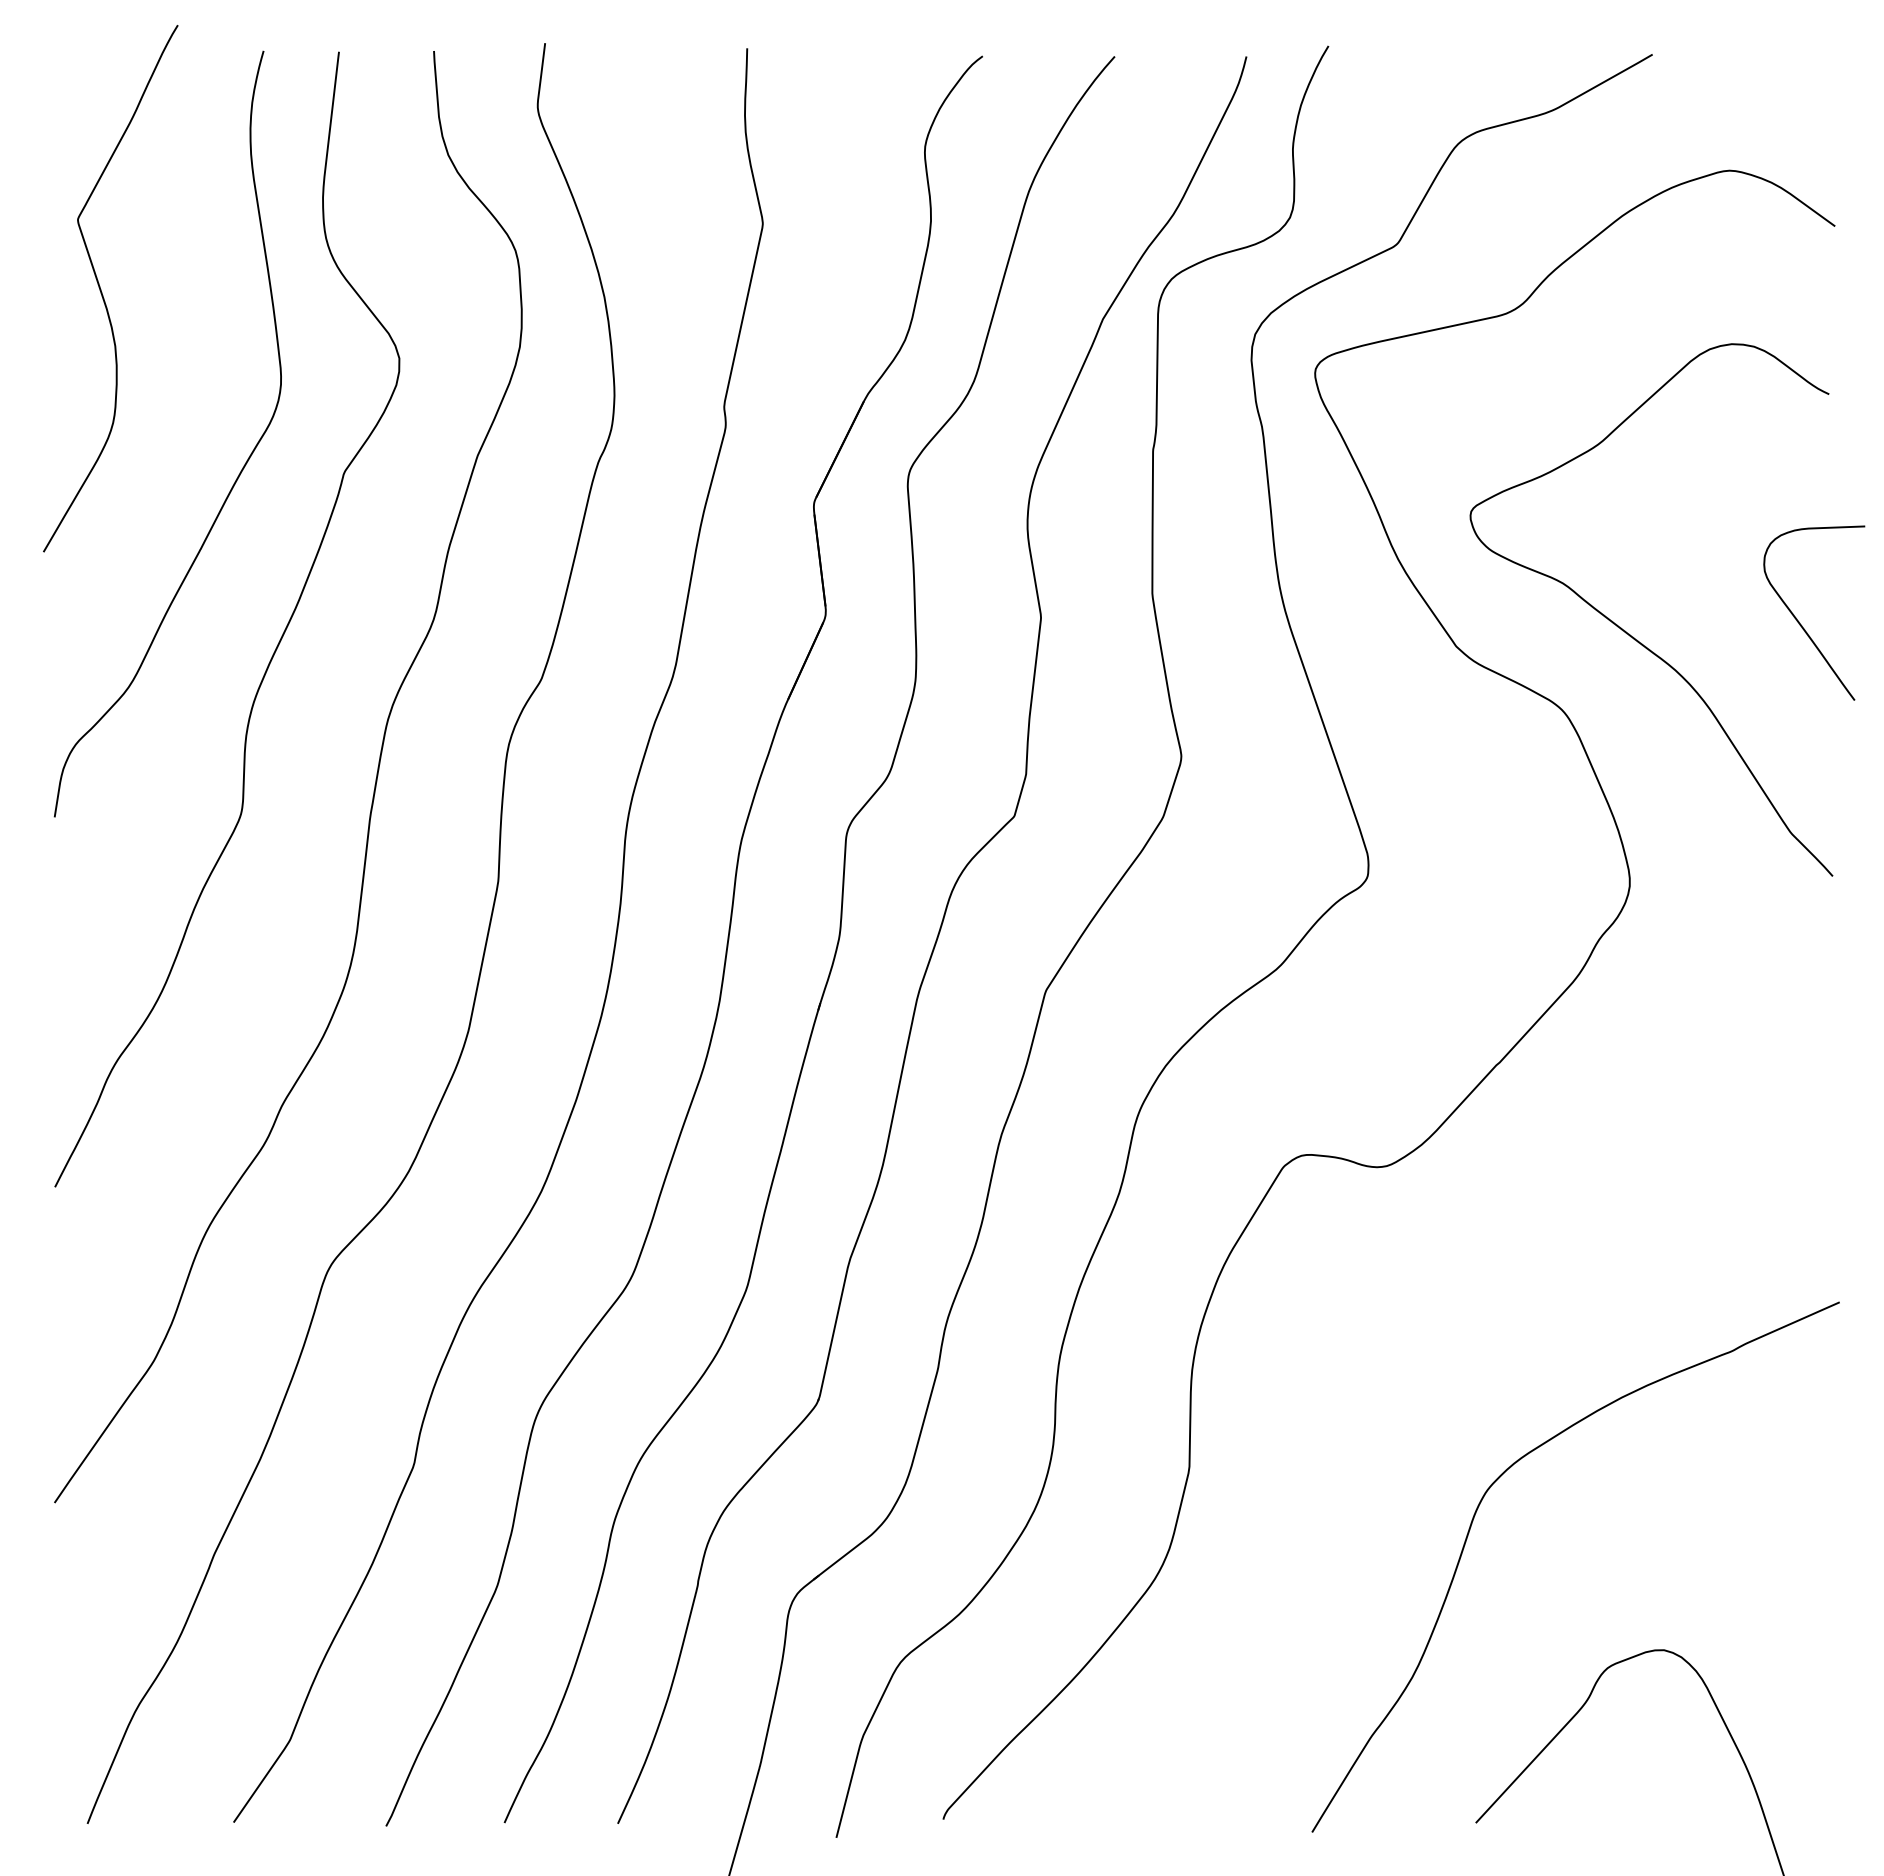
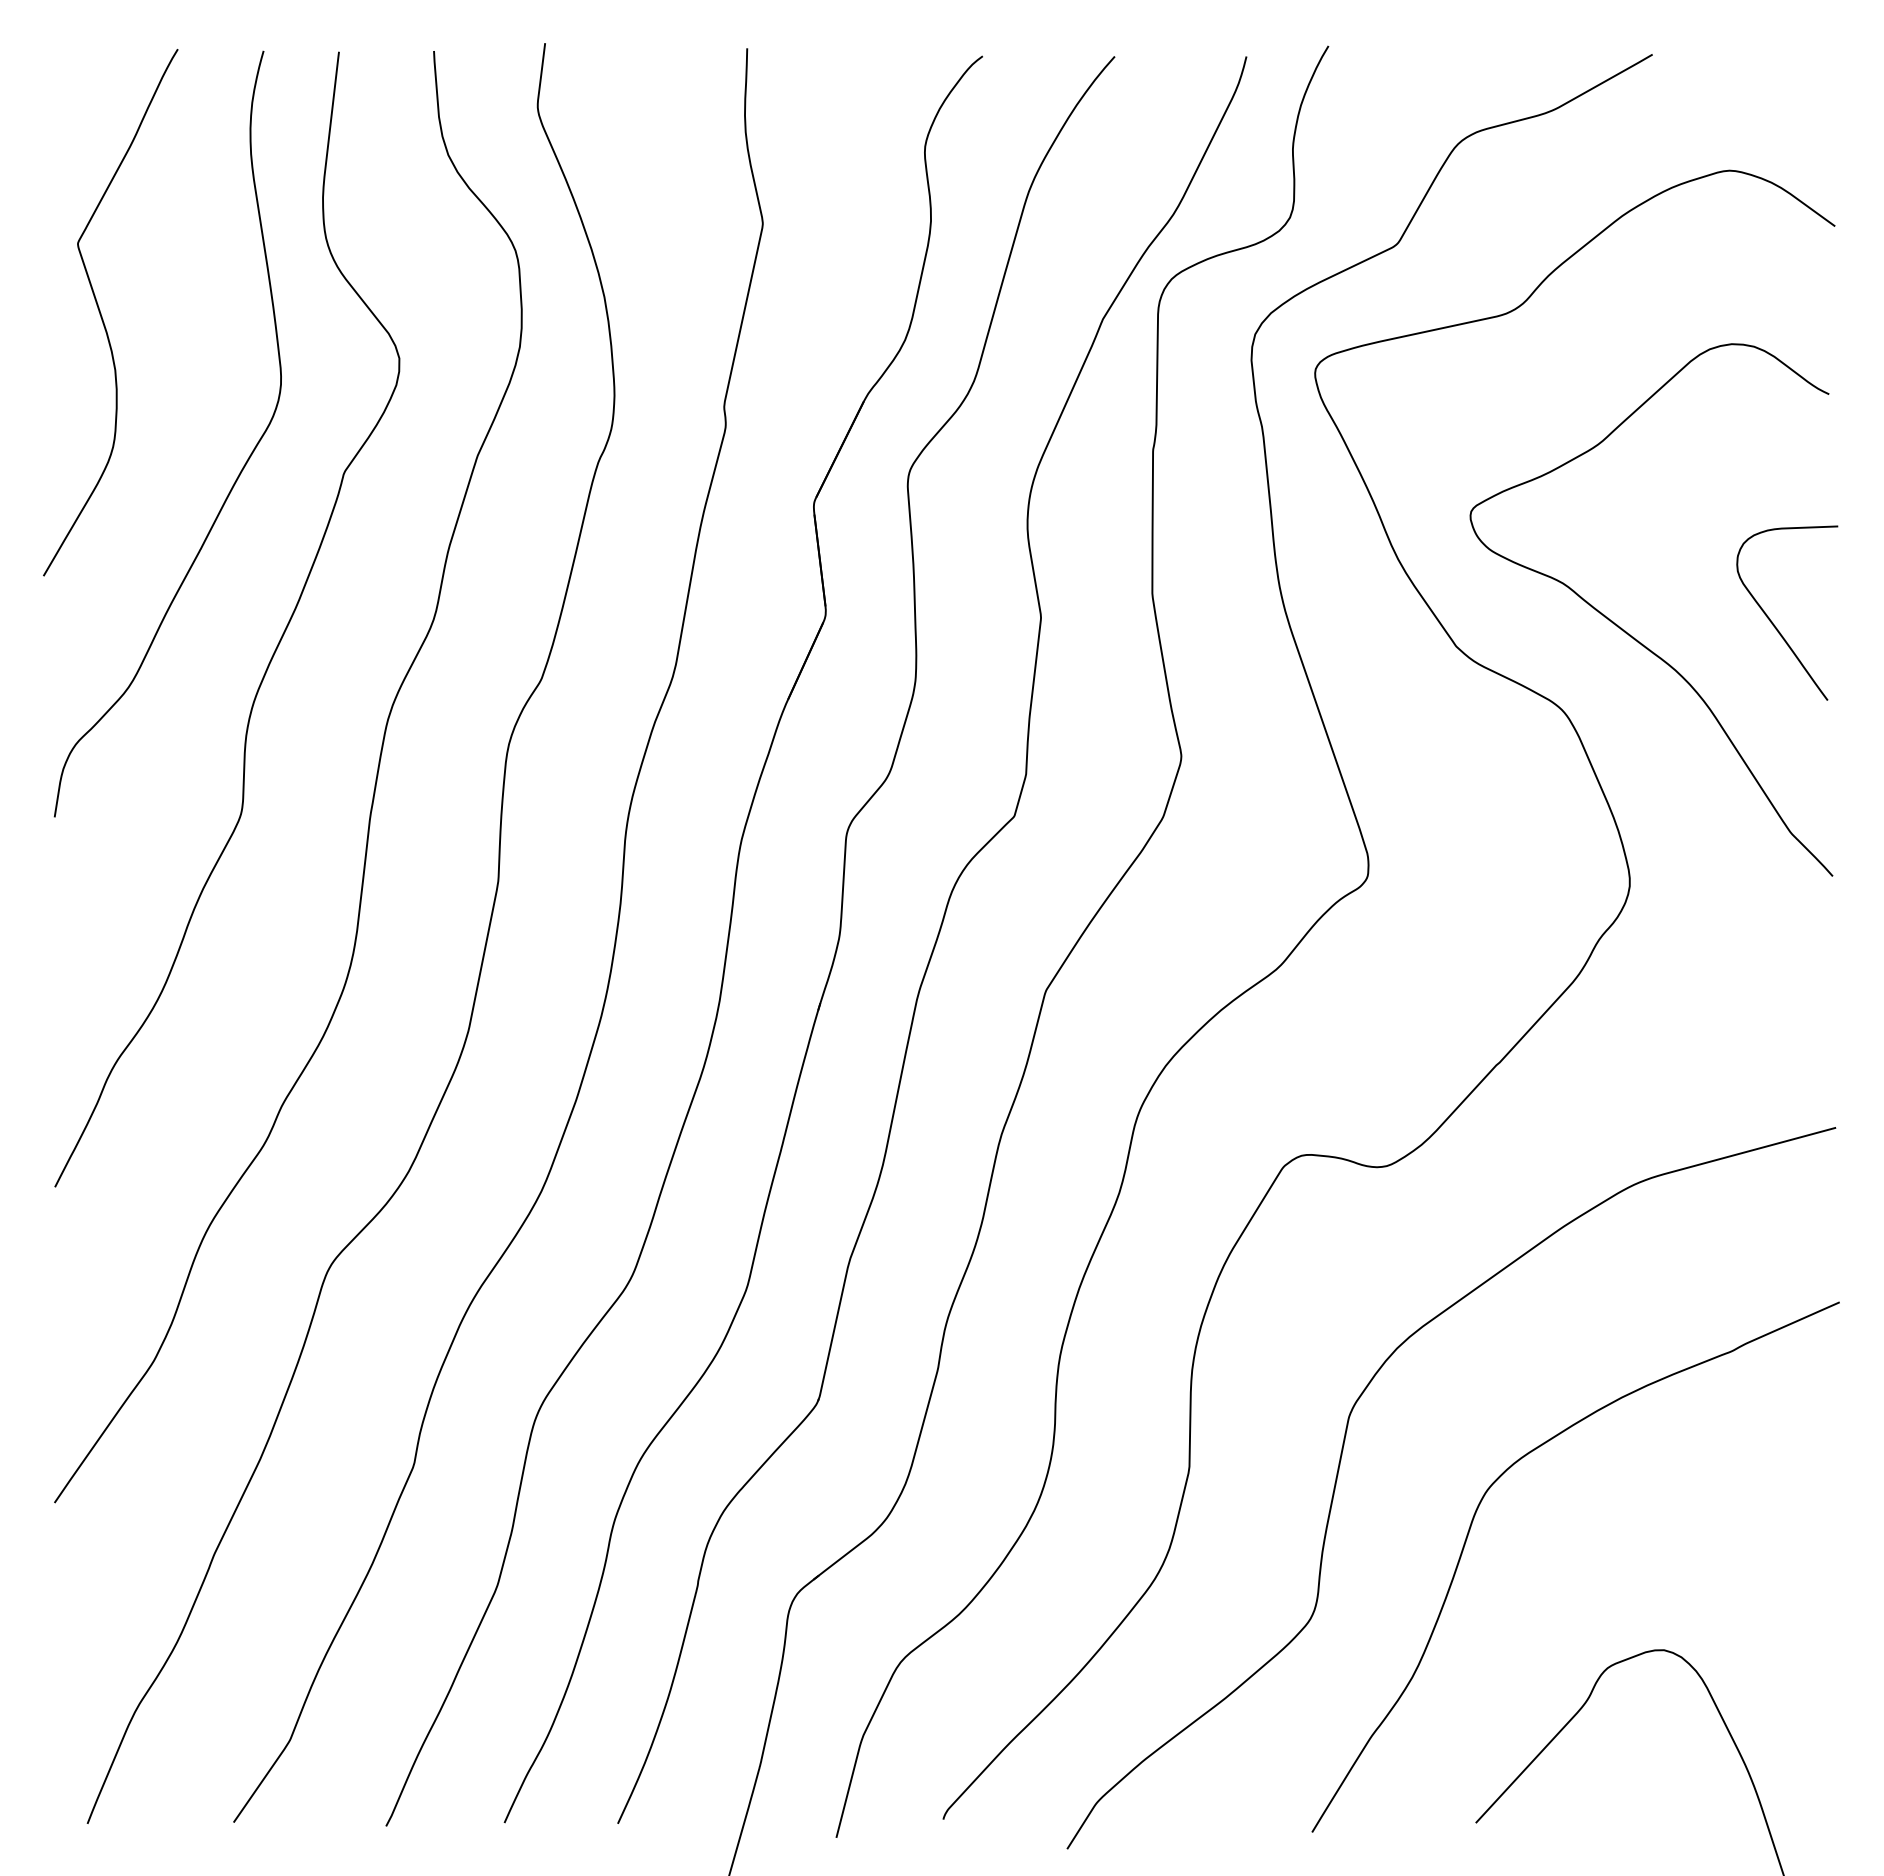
curve position: (102, 292) -> (102, 316) (102, 316)
curve position: (1799, 621) -> (1772, 621) (1772, 621)
curve: none -> present (1340, 1465)
